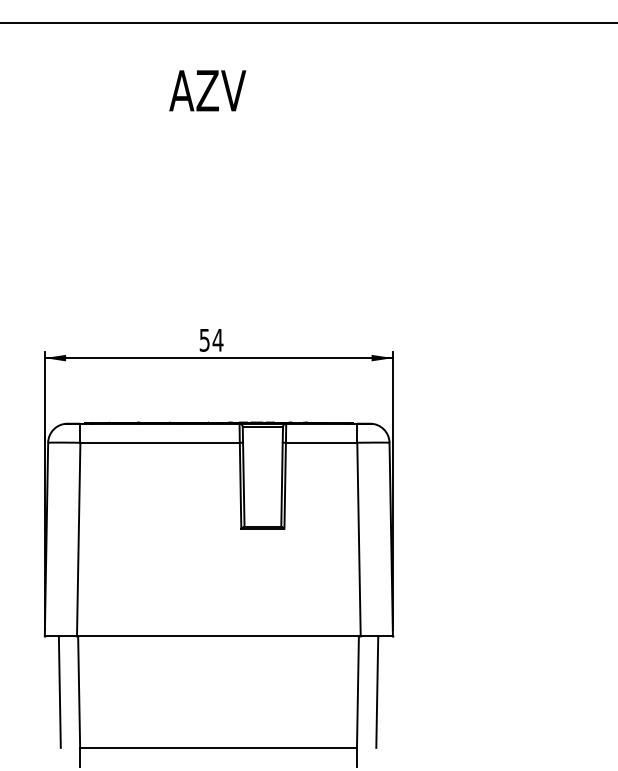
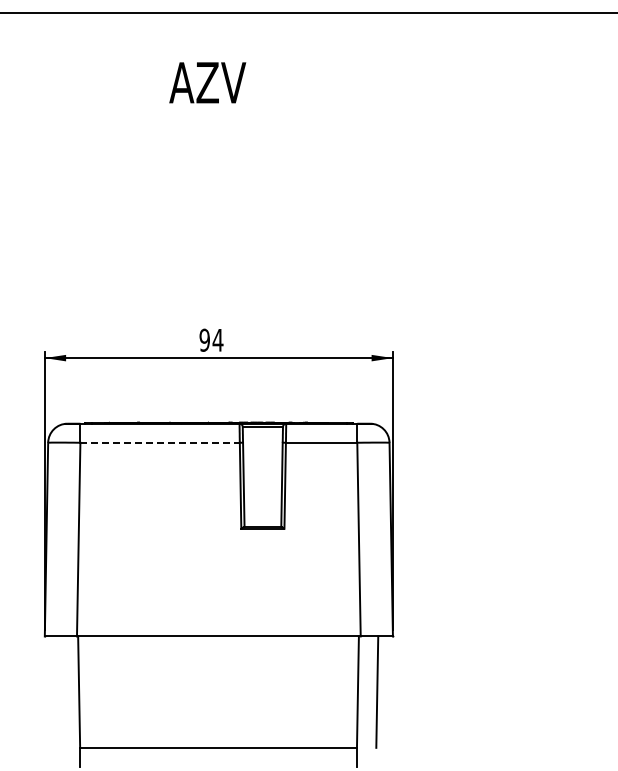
line position: (308, 23) -> (308, 13) (308, 13)
text position: (207, 90) -> (207, 82) (207, 82)
text: 54 -> 94 (204, 339)
line: solid -> dashed (160, 442)
line: present -> none (59, 691)
